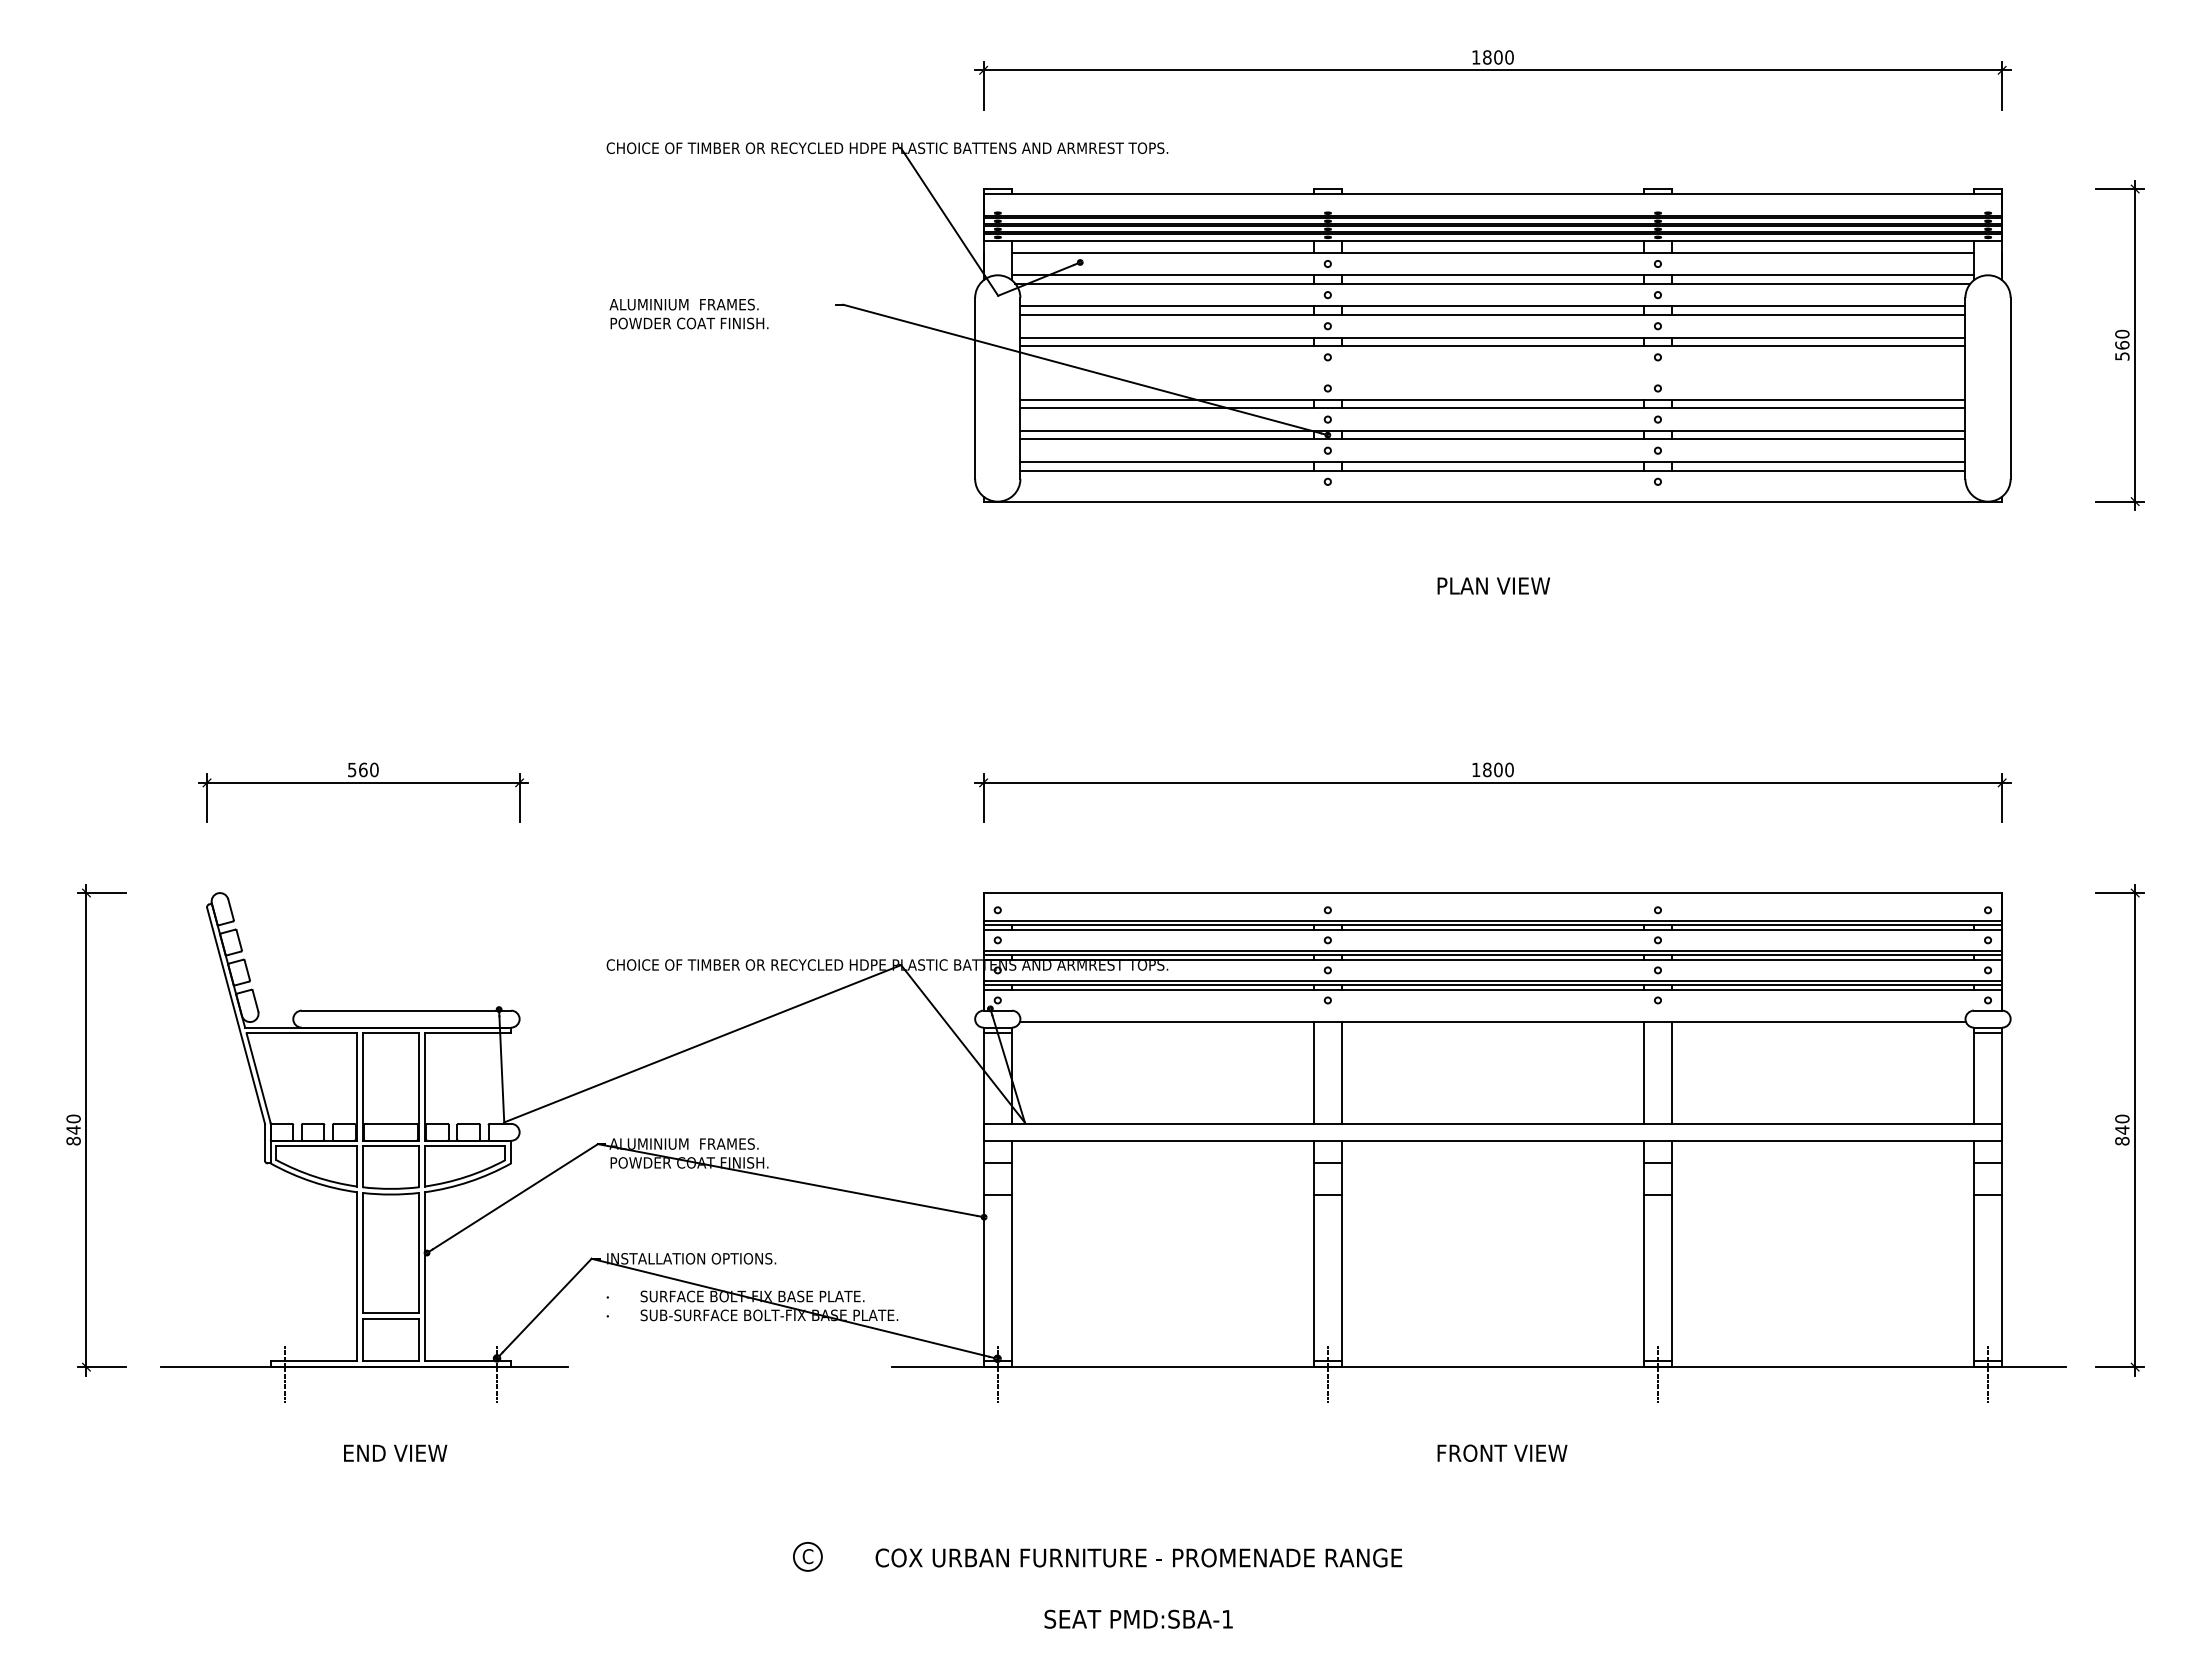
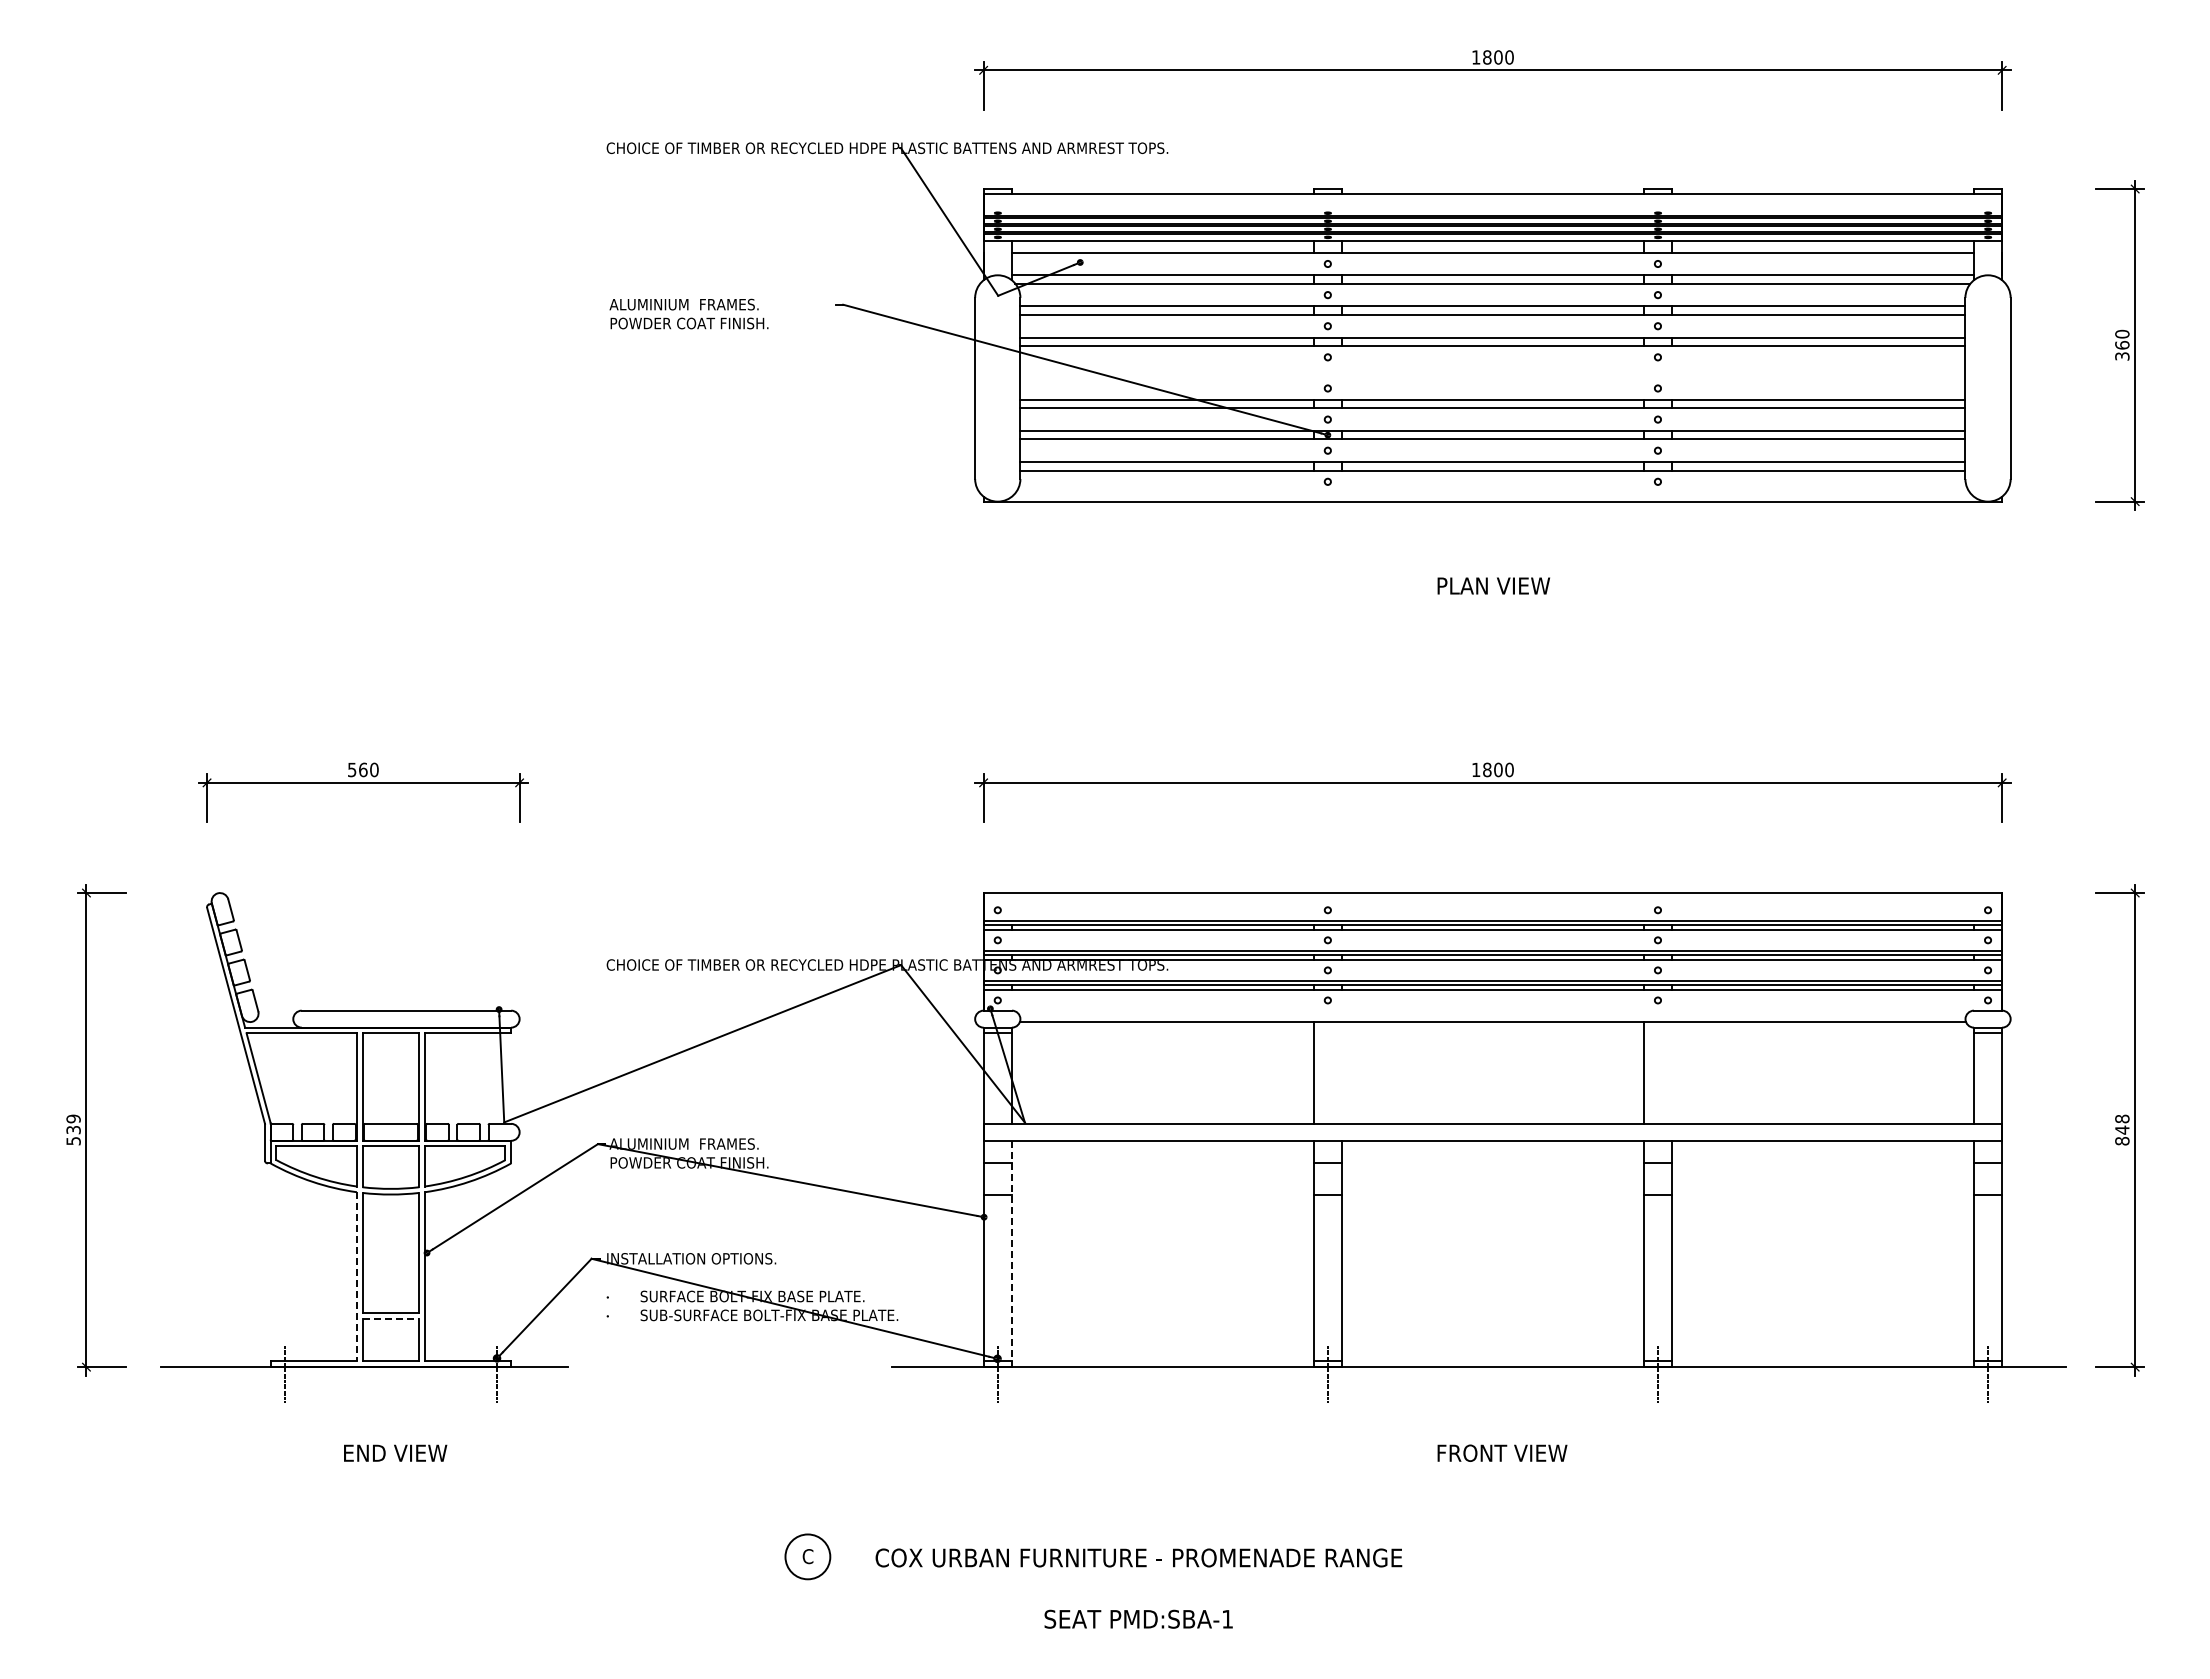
text: 560 -> 360 (2121, 356)
line: present -> none (1342, 1072)
line: present -> none (1672, 1072)
text: 840 -> 848 (2122, 1118)
text: 840 -> 539 (73, 1129)
line: solid -> dashed (1011, 1254)
line: solid -> dashed (356, 1276)
line: solid -> dashed (391, 1319)
circle diameter: 28 px -> 45 px (807, 1556)
